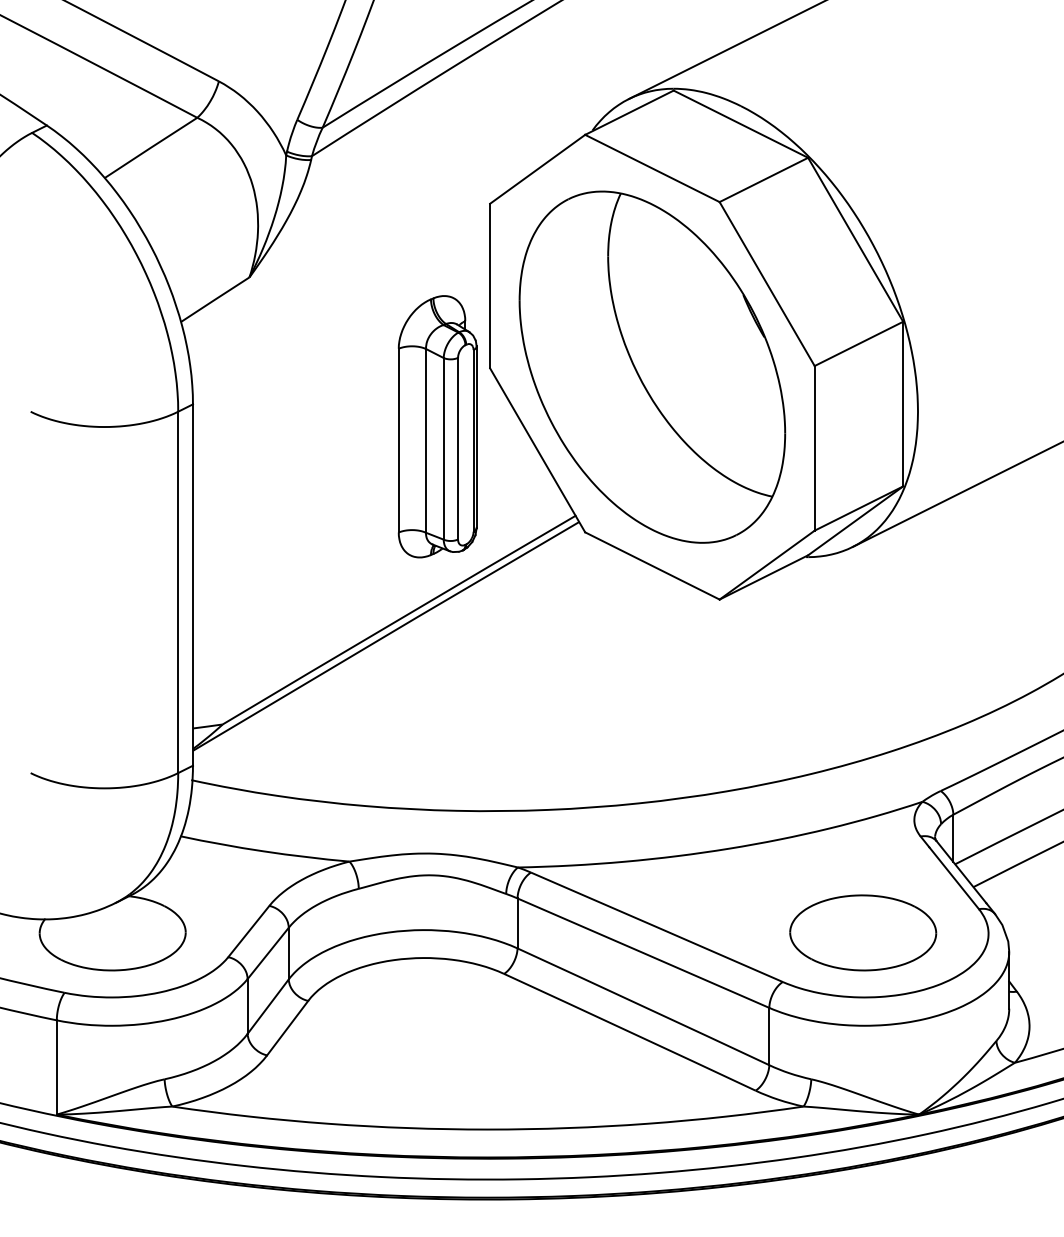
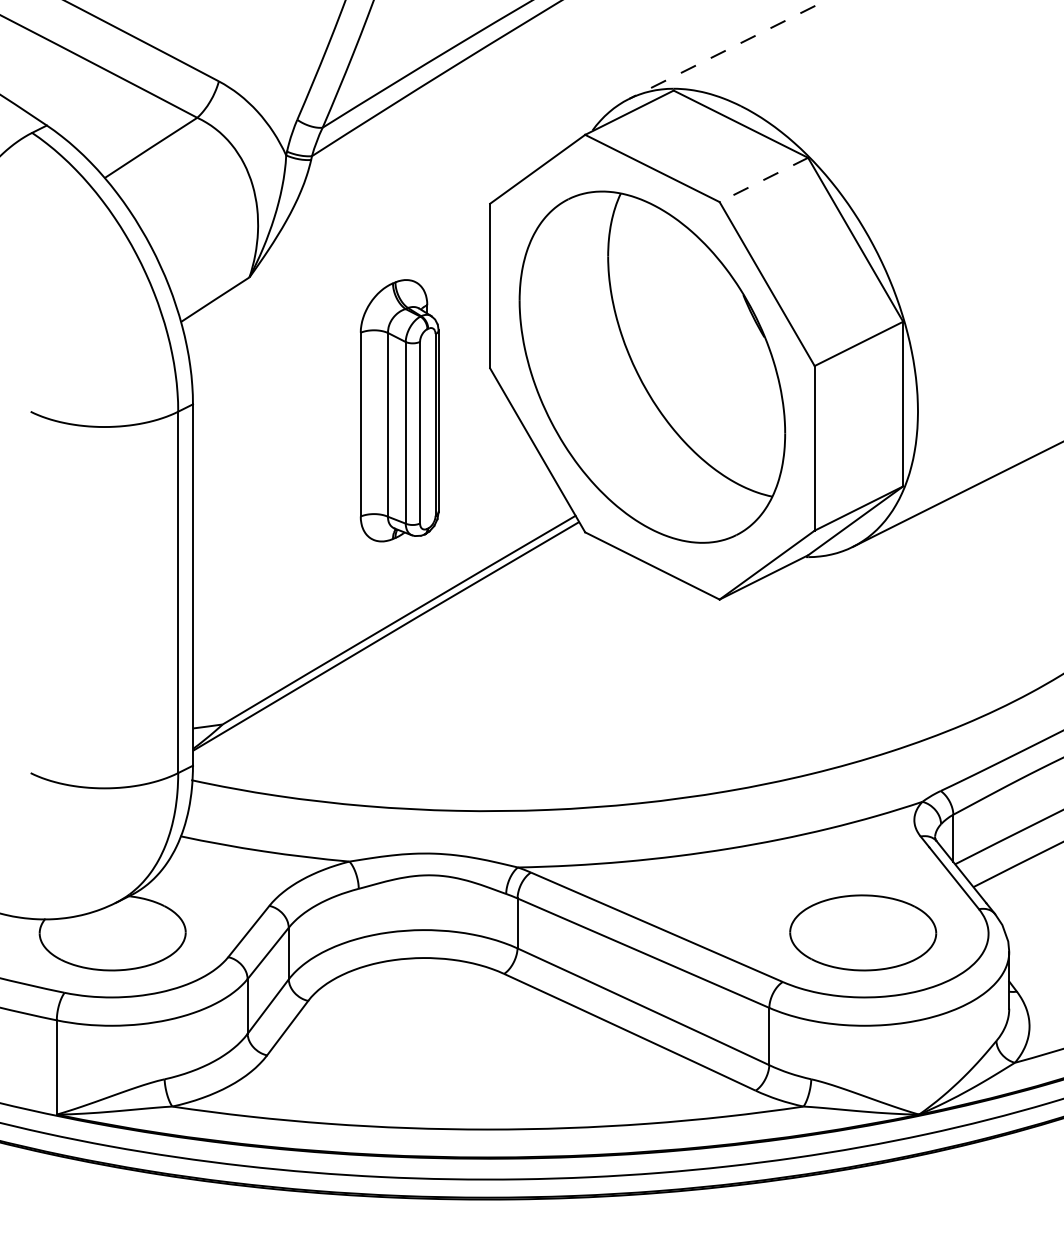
line: solid -> dashed (727, 49)
line: solid -> dashed (763, 180)
part position: (437, 426) -> (399, 410) (399, 410)
